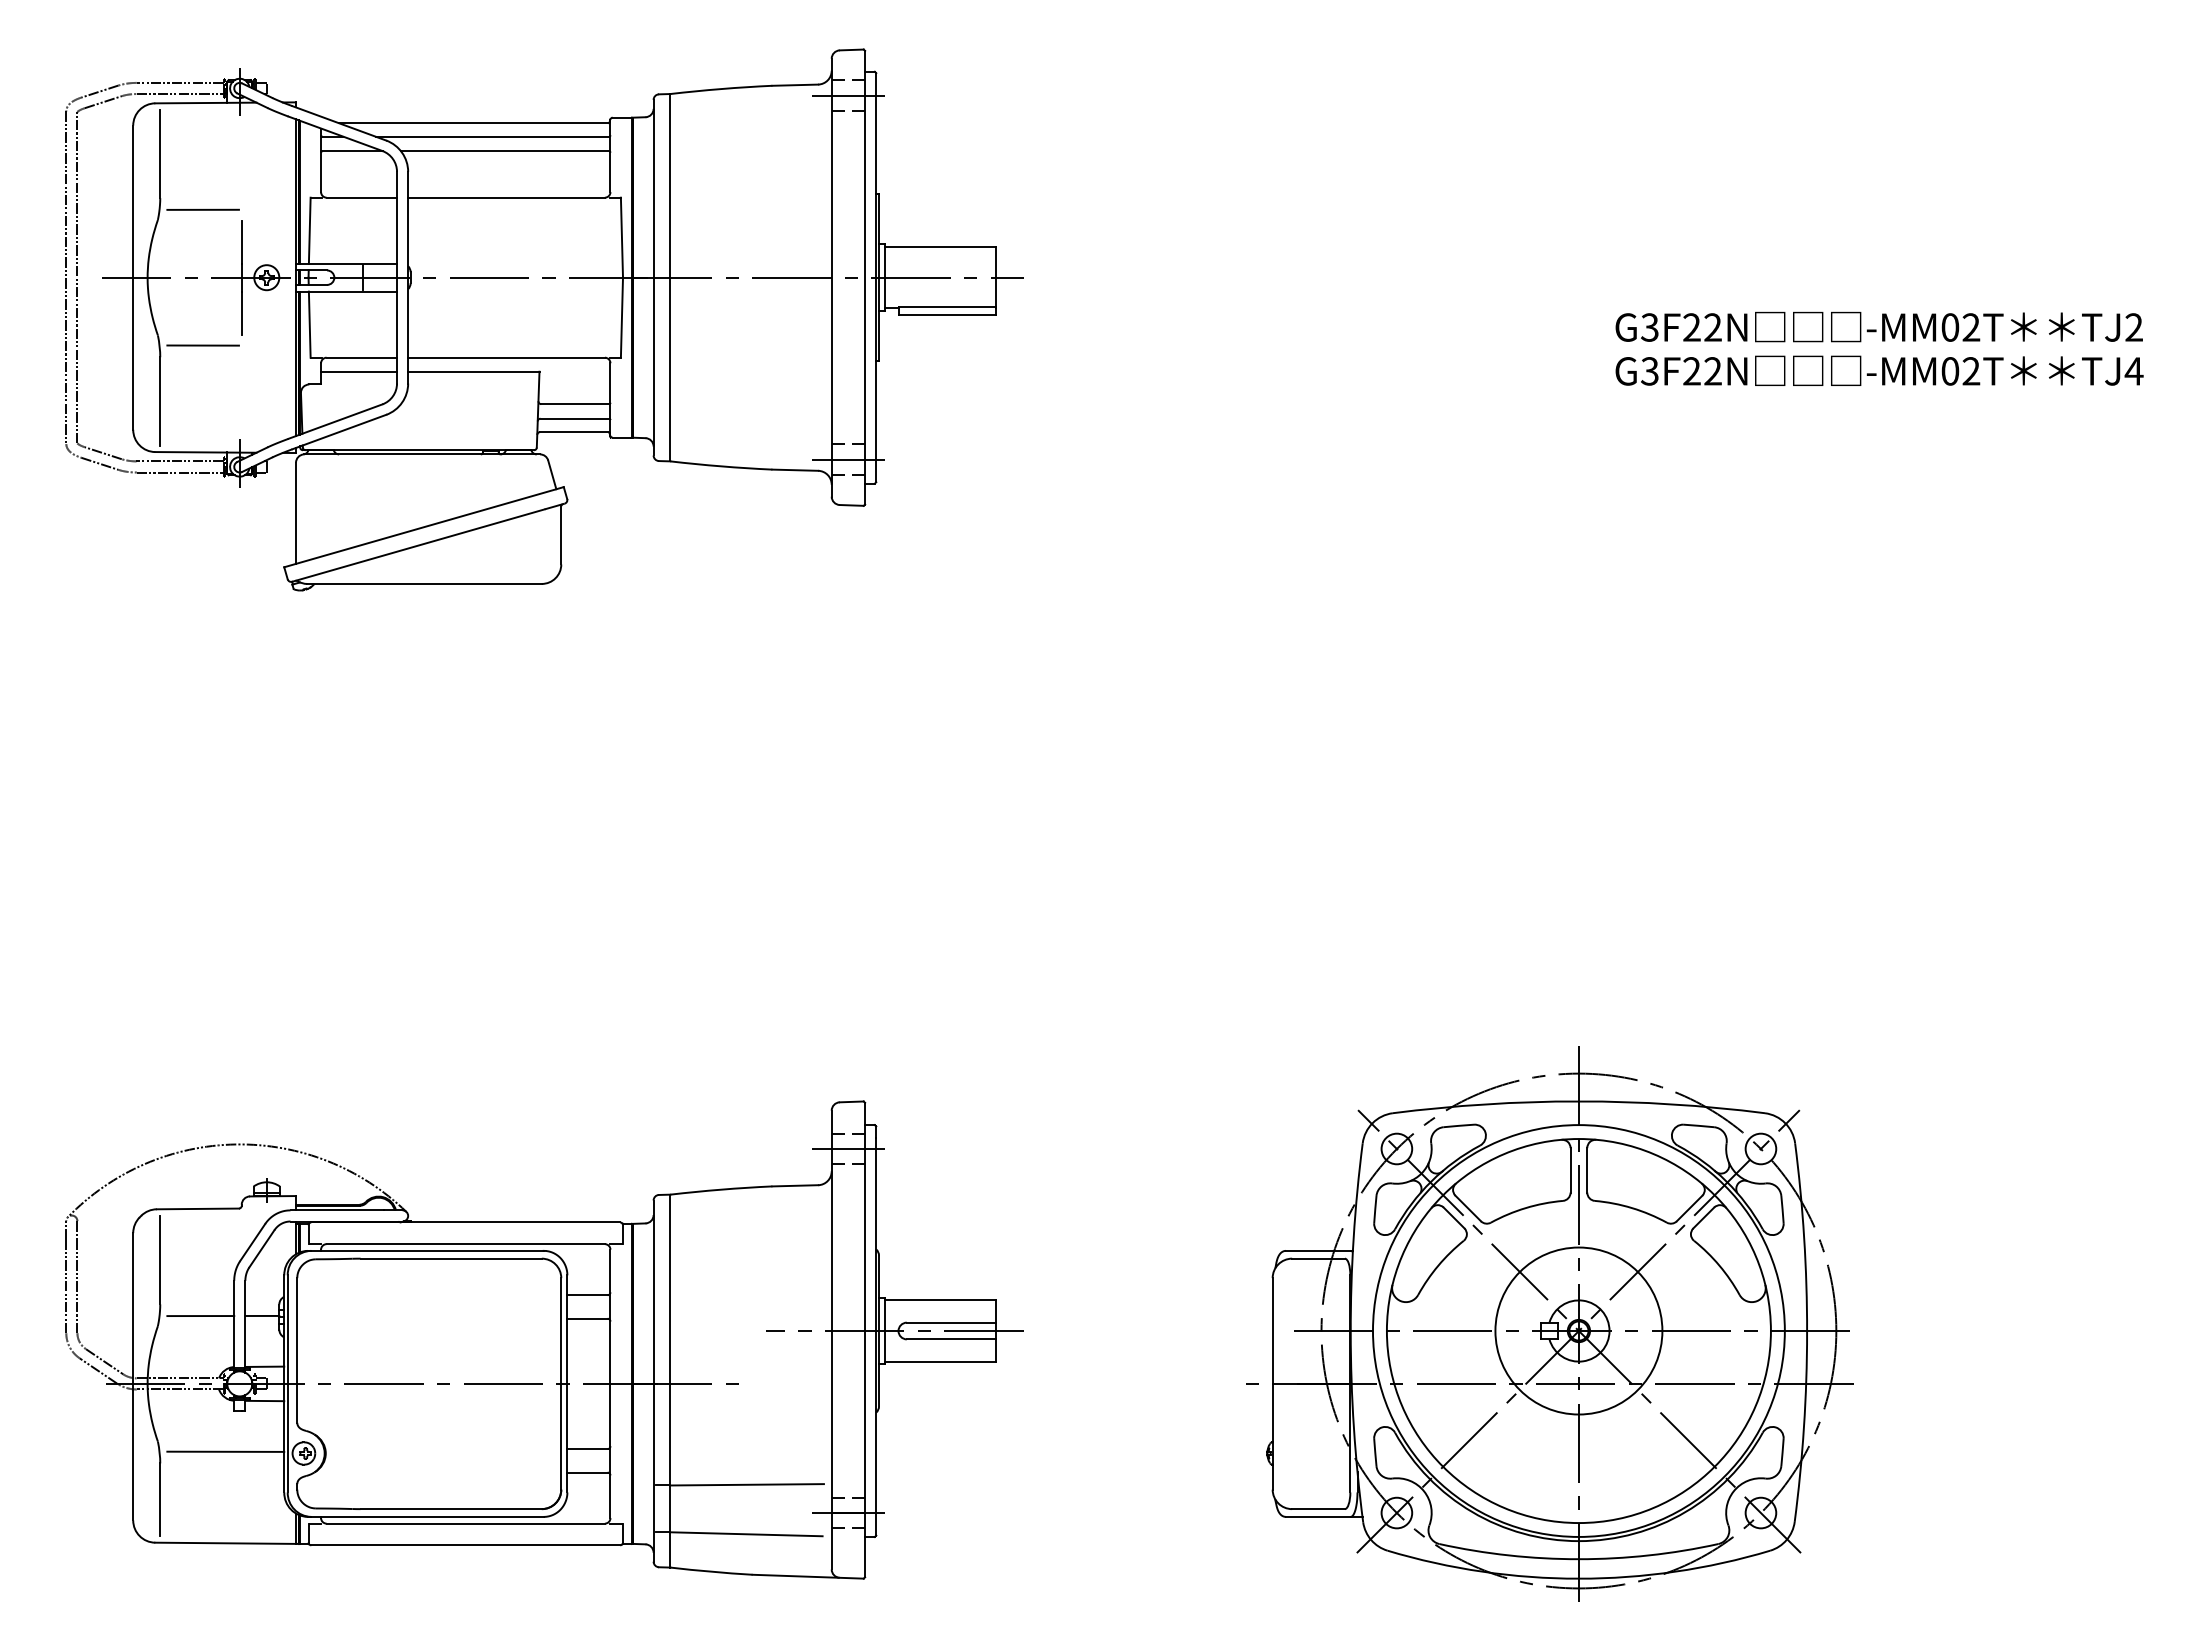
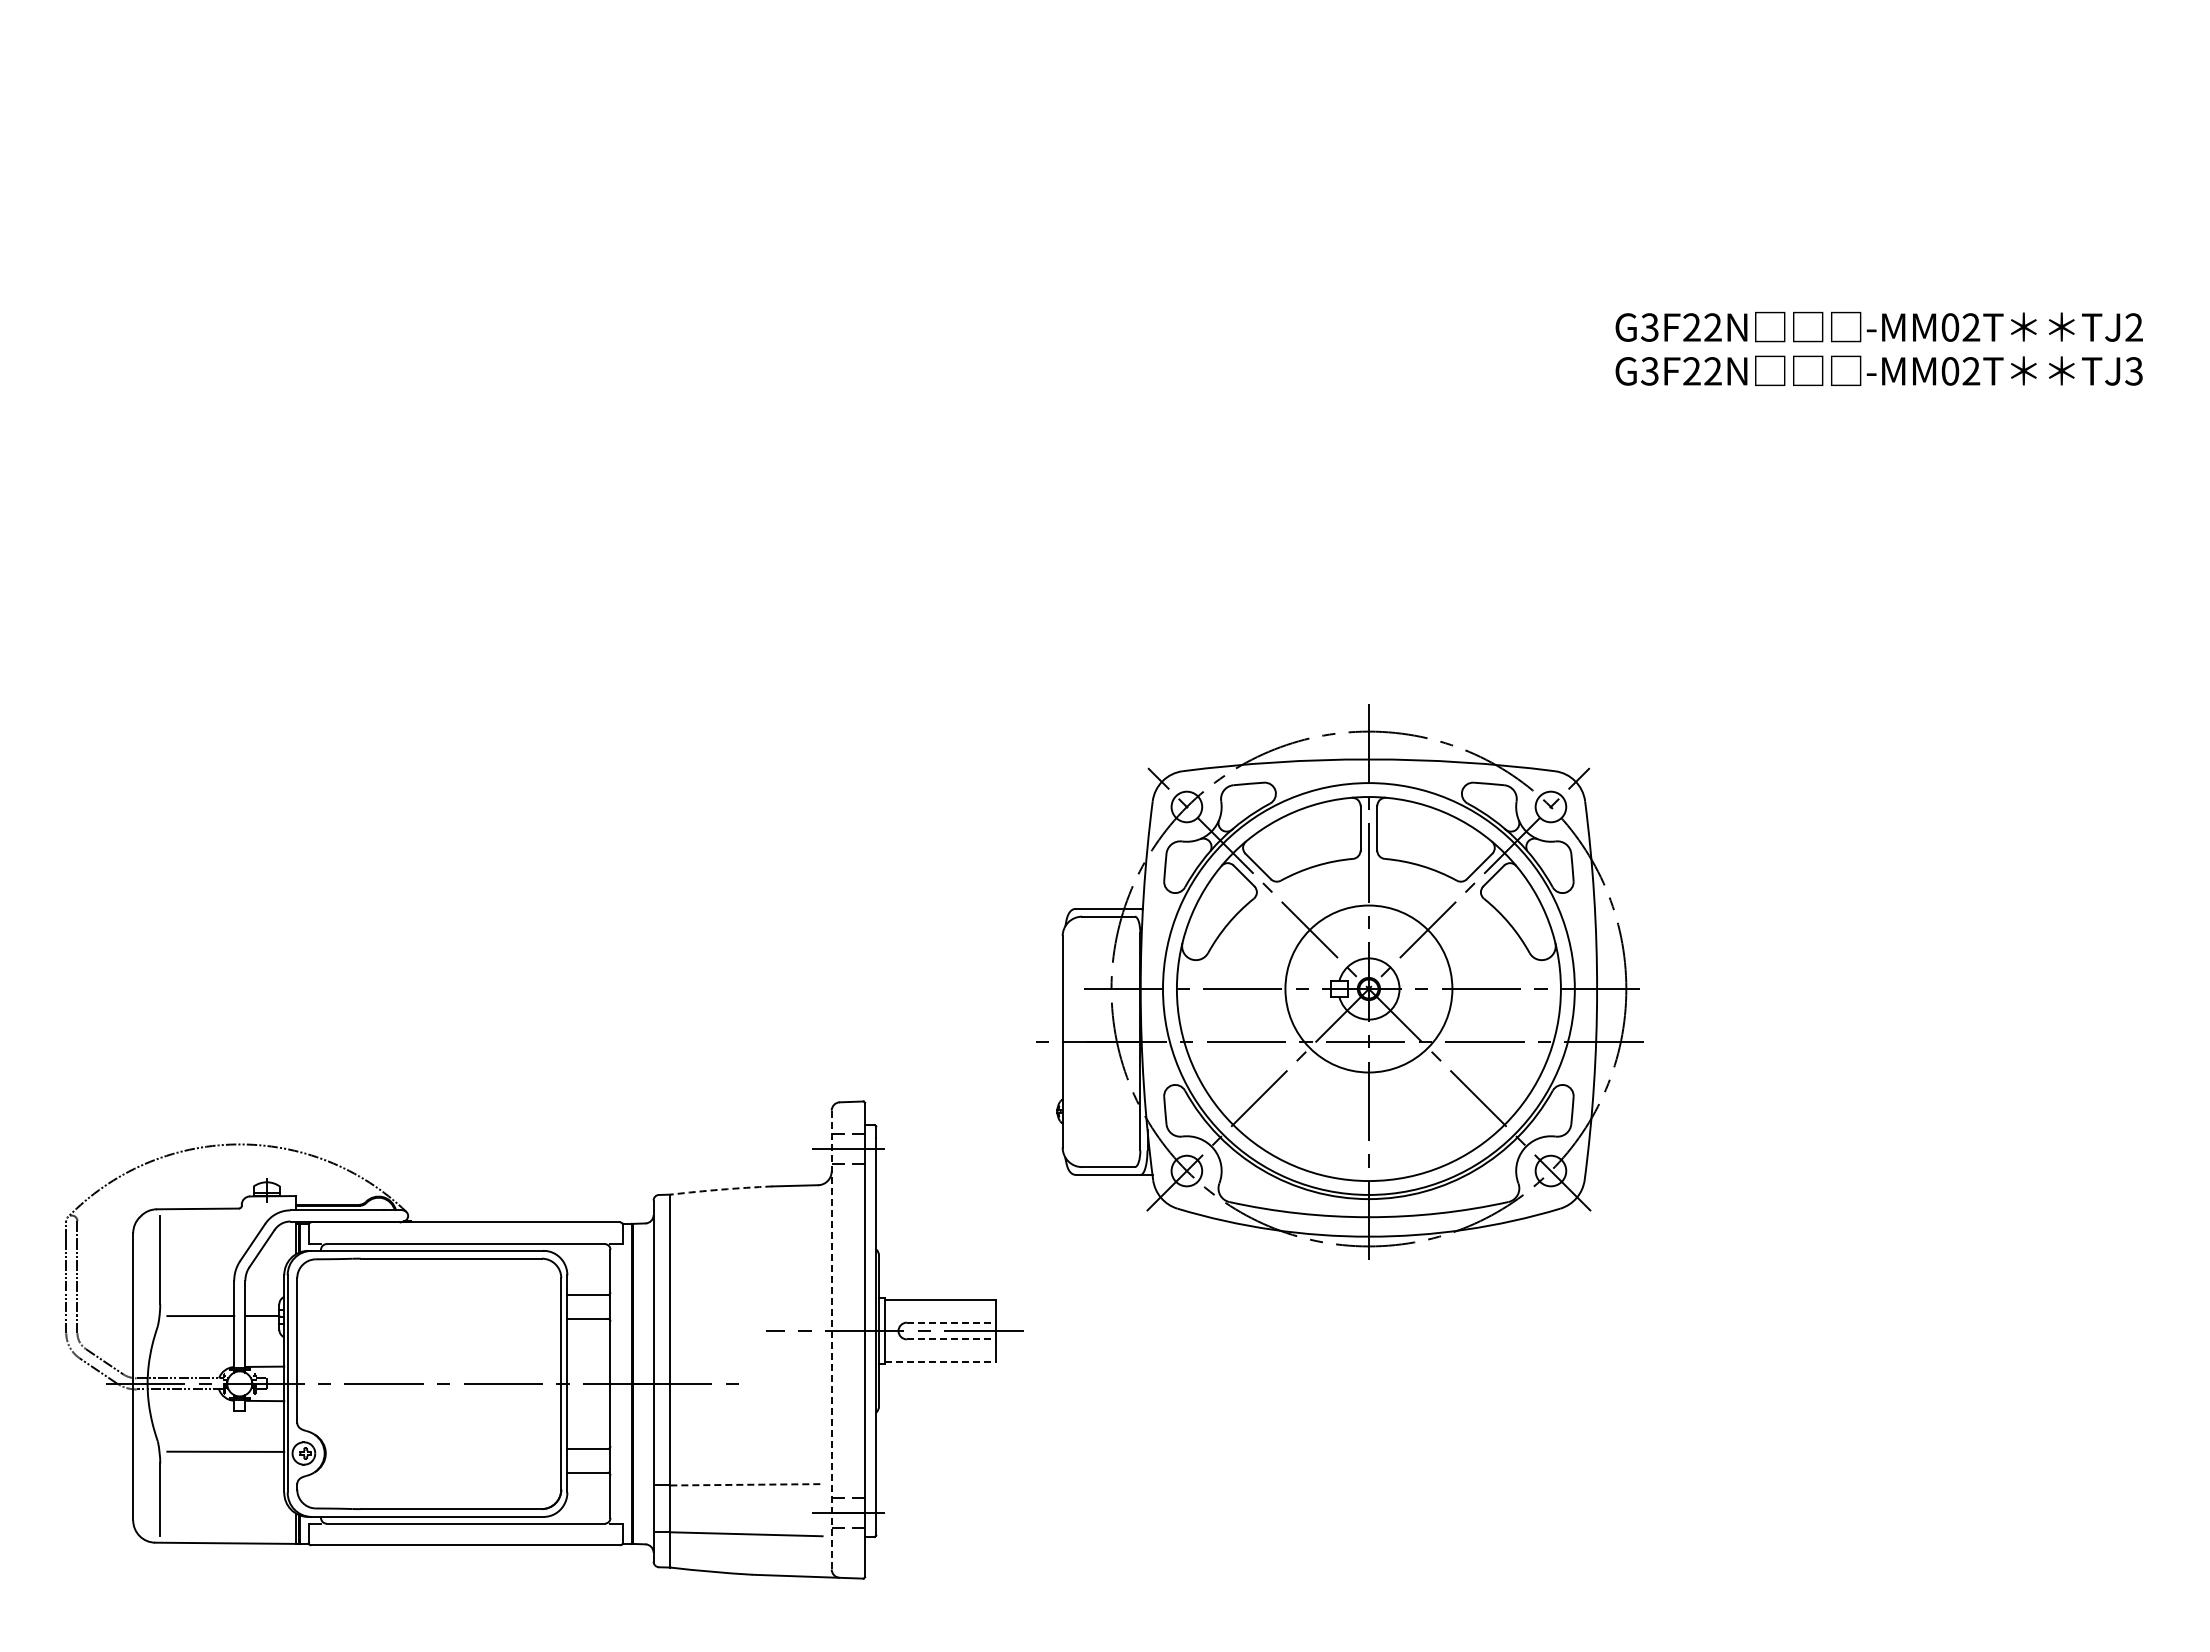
part: present -> none (544, 319)
text: TJ4 -> TJ3 (2133, 371)
arc: solid -> dashed (721, 1189)
line: solid -> dashed (951, 1322)
part position: (1549, 1323) -> (1339, 981) (1339, 981)
line: solid -> dashed (831, 1339)
line: solid -> dashed (951, 1339)
line: solid -> dashed (940, 1361)
line: solid -> dashed (747, 1484)
